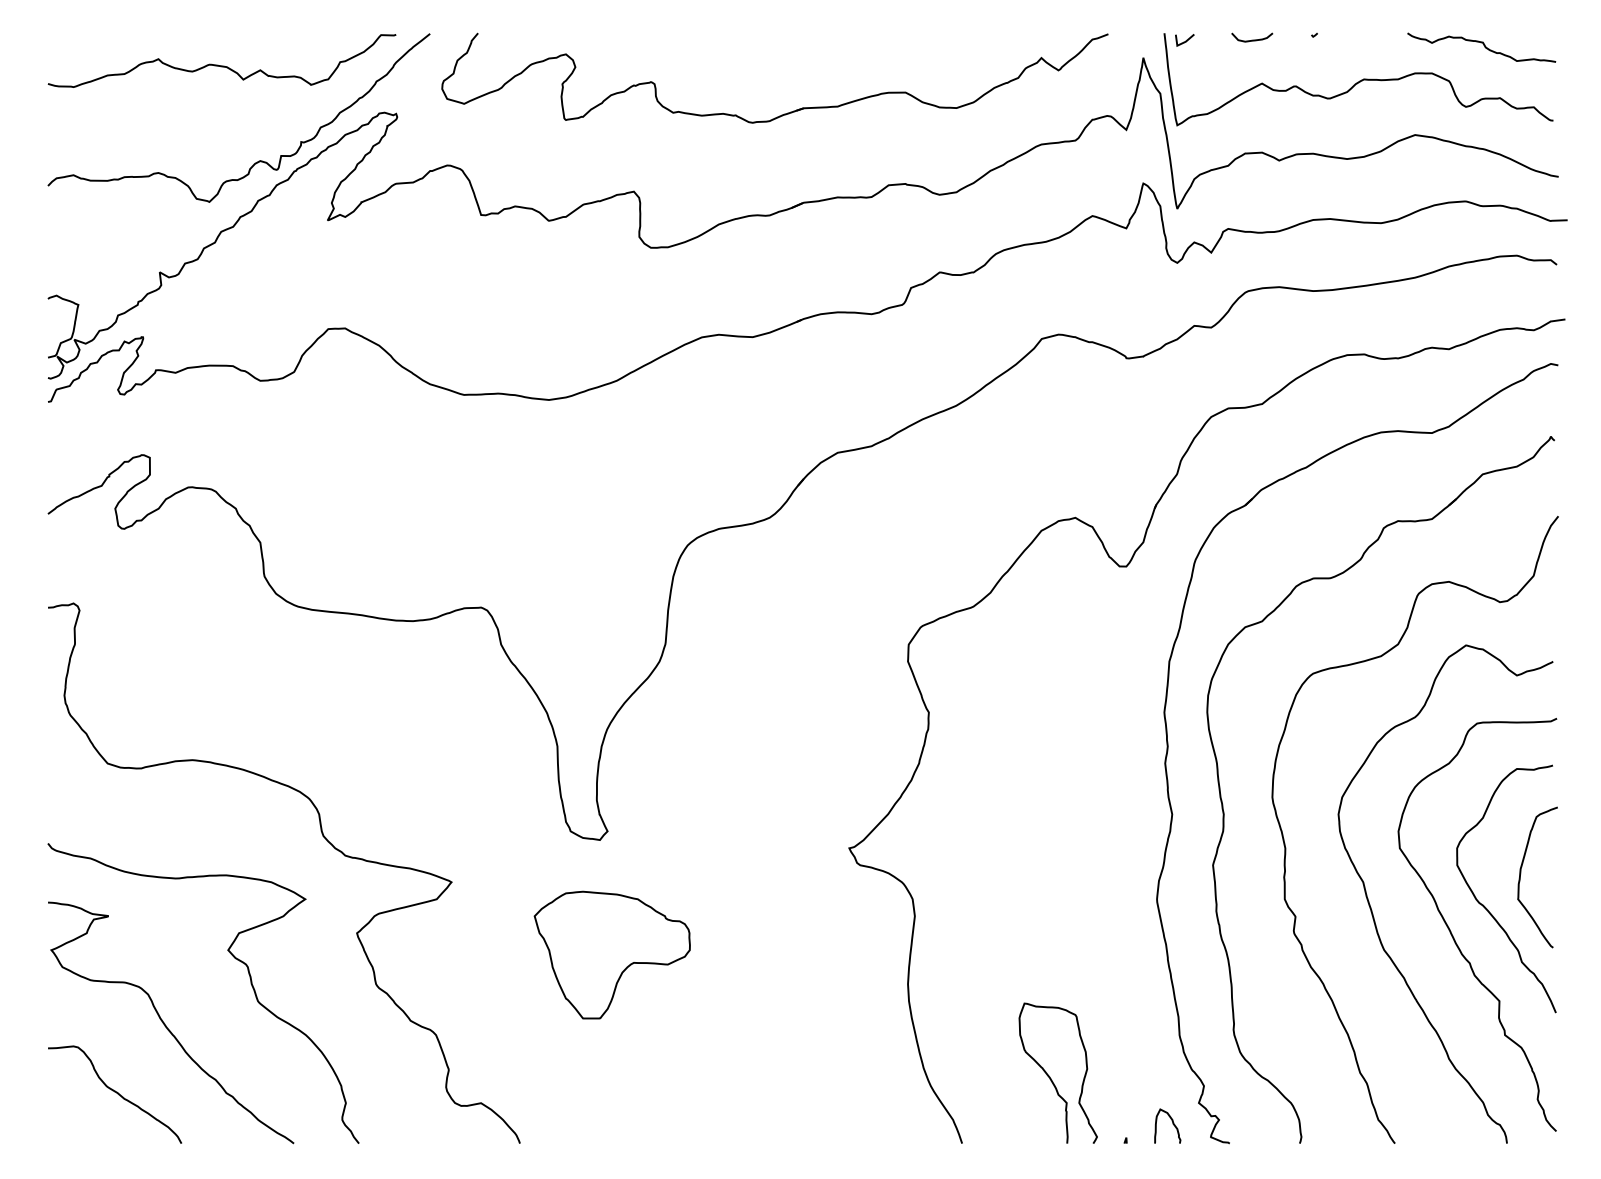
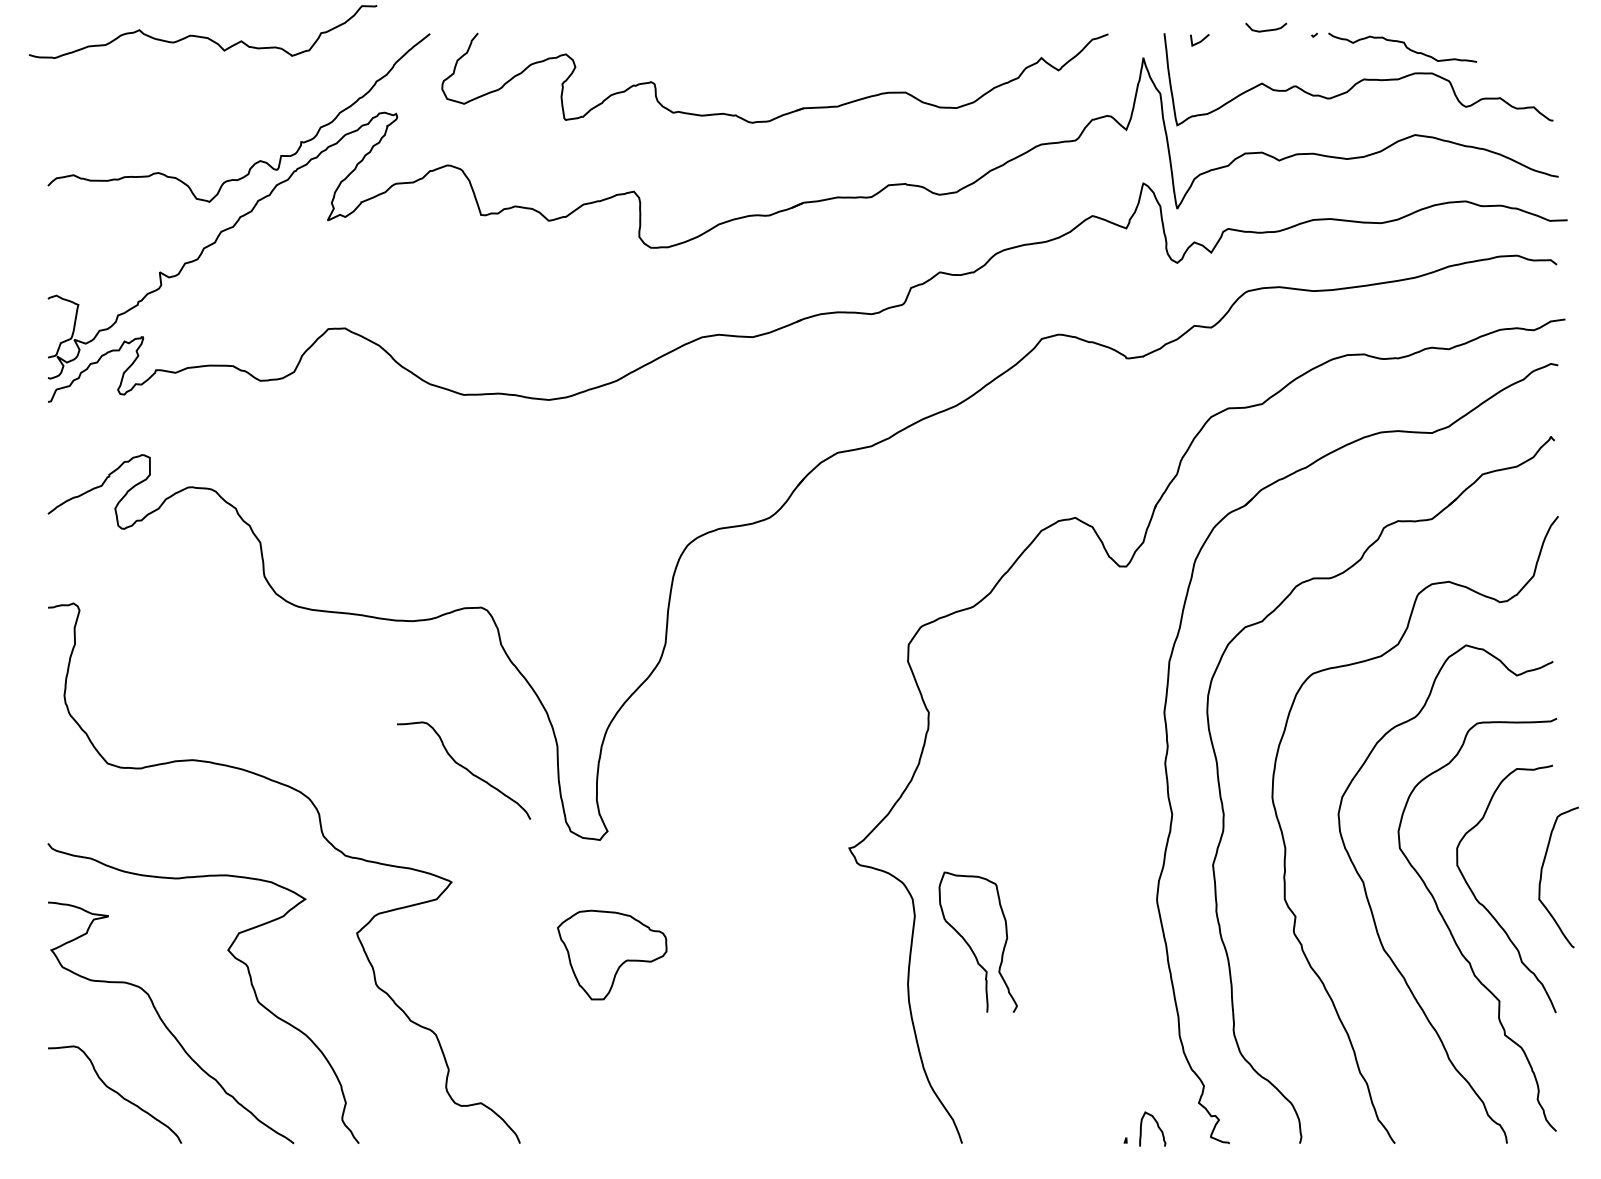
curve position: (1252, 39) -> (1266, 29) (1266, 29)
line position: (1185, 40) -> (1200, 40) (1200, 40)
curve position: (1483, 45) -> (1404, 45) (1404, 45)
curve position: (218, 64) -> (199, 35) (199, 35)
curve: none -> present (465, 769)
curve position: (1521, 874) -> (1542, 874) (1542, 874)
part size: 158x130 px -> 111x92 px (612, 954)
curve position: (1050, 1076) -> (970, 945) (970, 945)
curve position: (1172, 1124) -> (1157, 1127) (1157, 1127)
